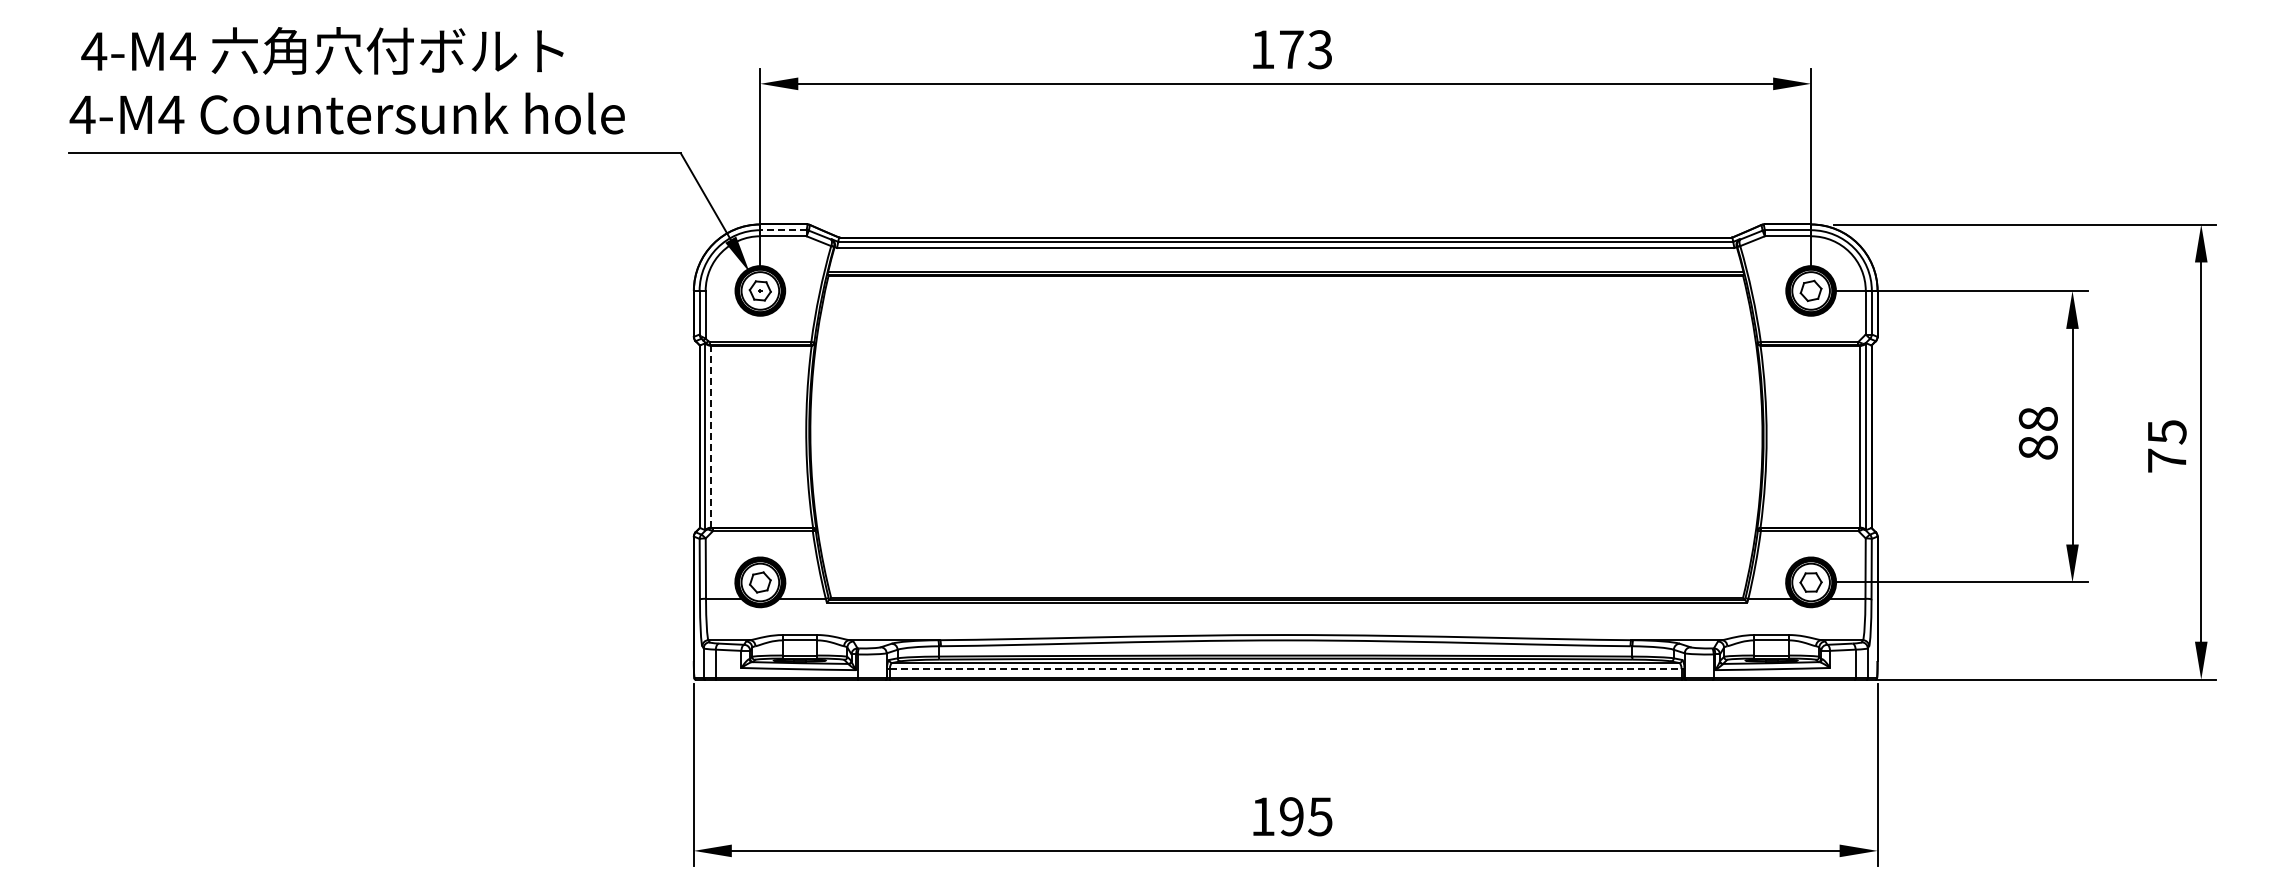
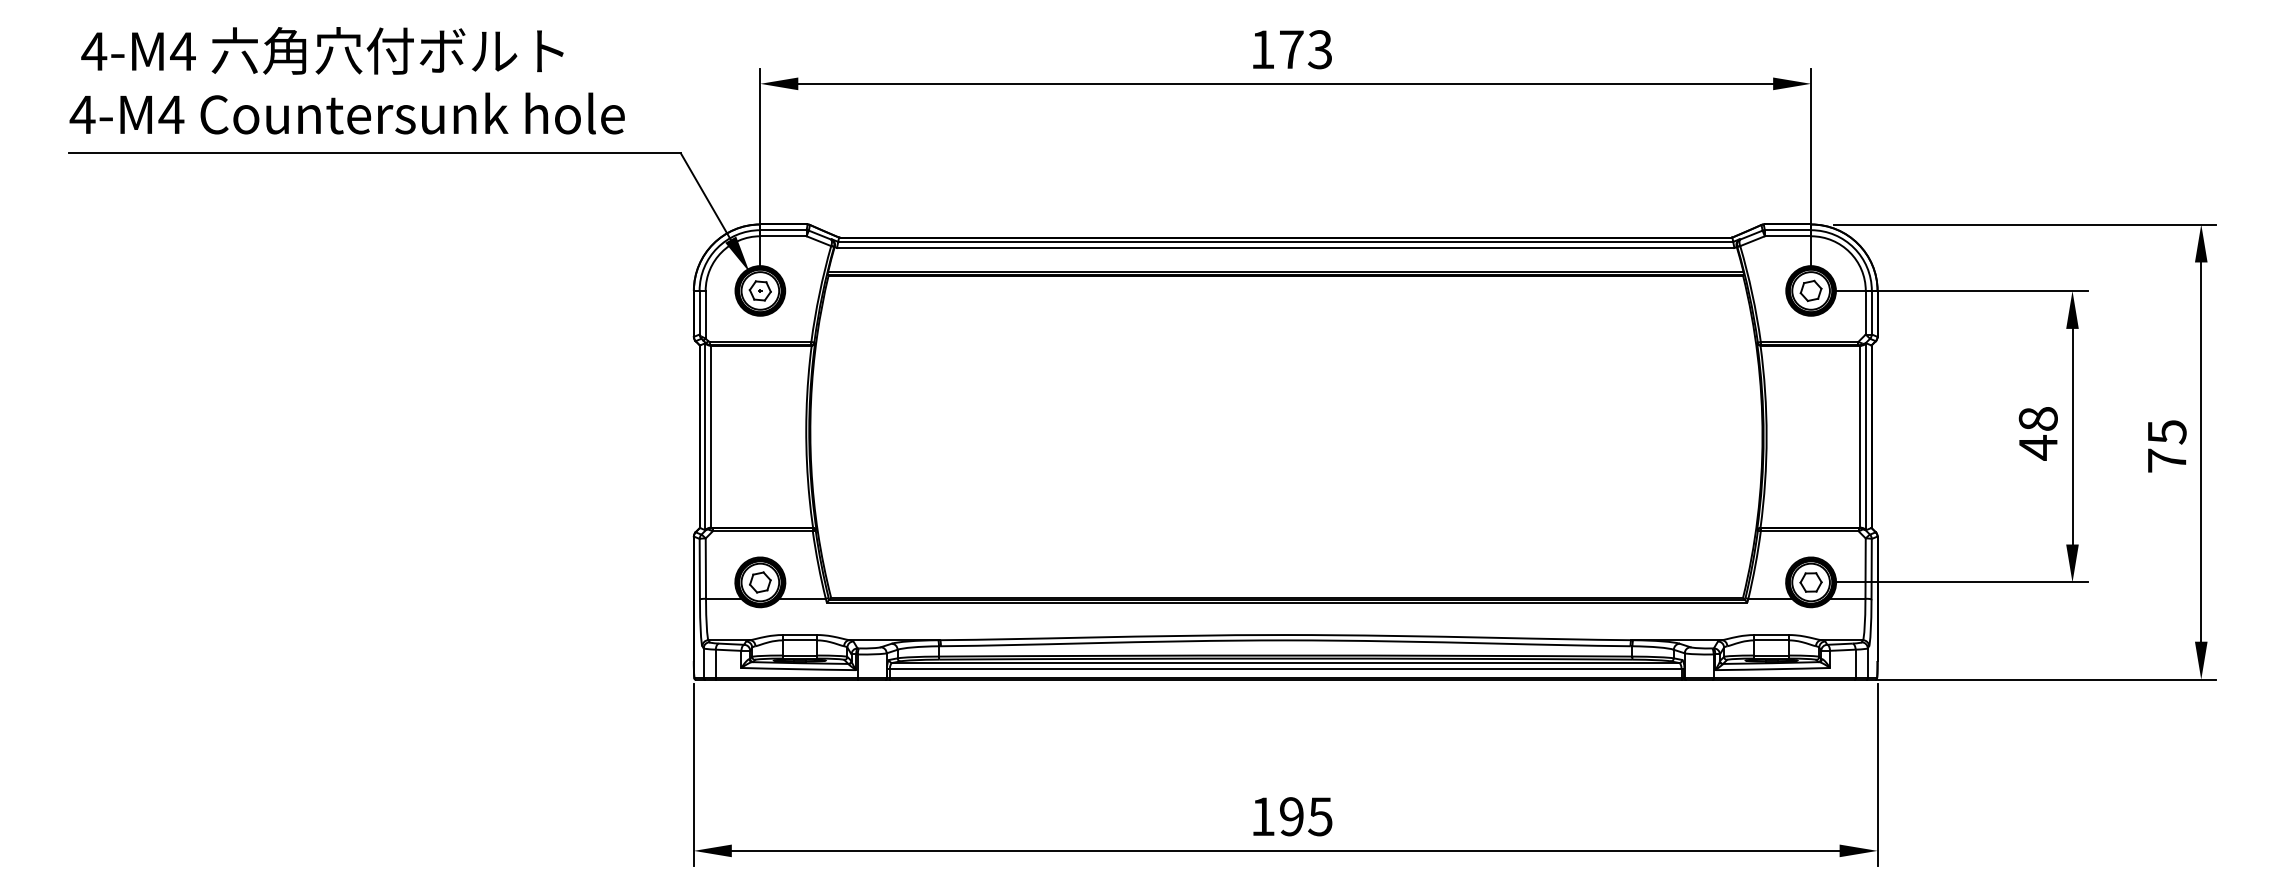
line: dashed -> solid (783, 230)
line: dashed -> solid (711, 436)
text: 88 -> 48 (2037, 447)
line: dashed -> solid (1285, 669)
